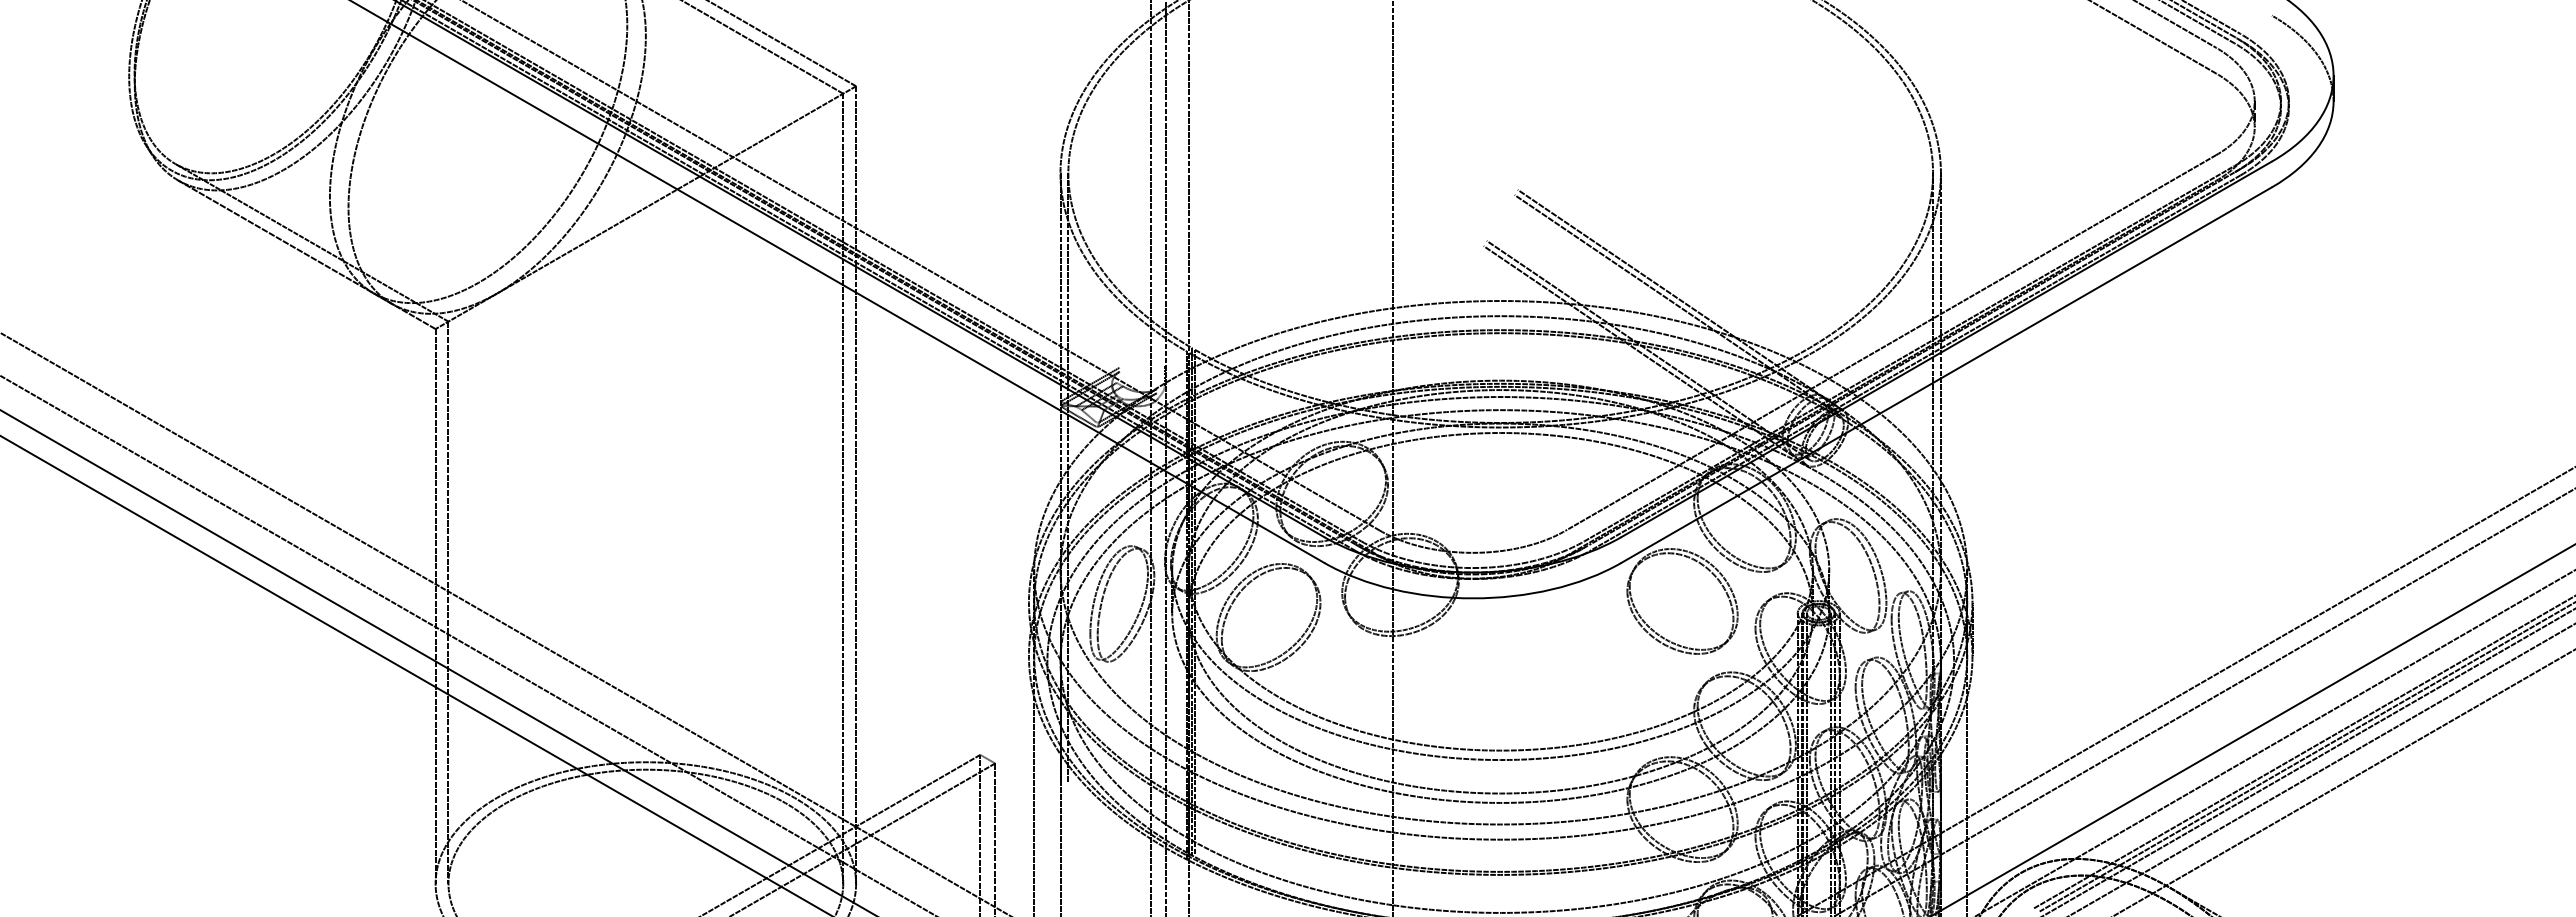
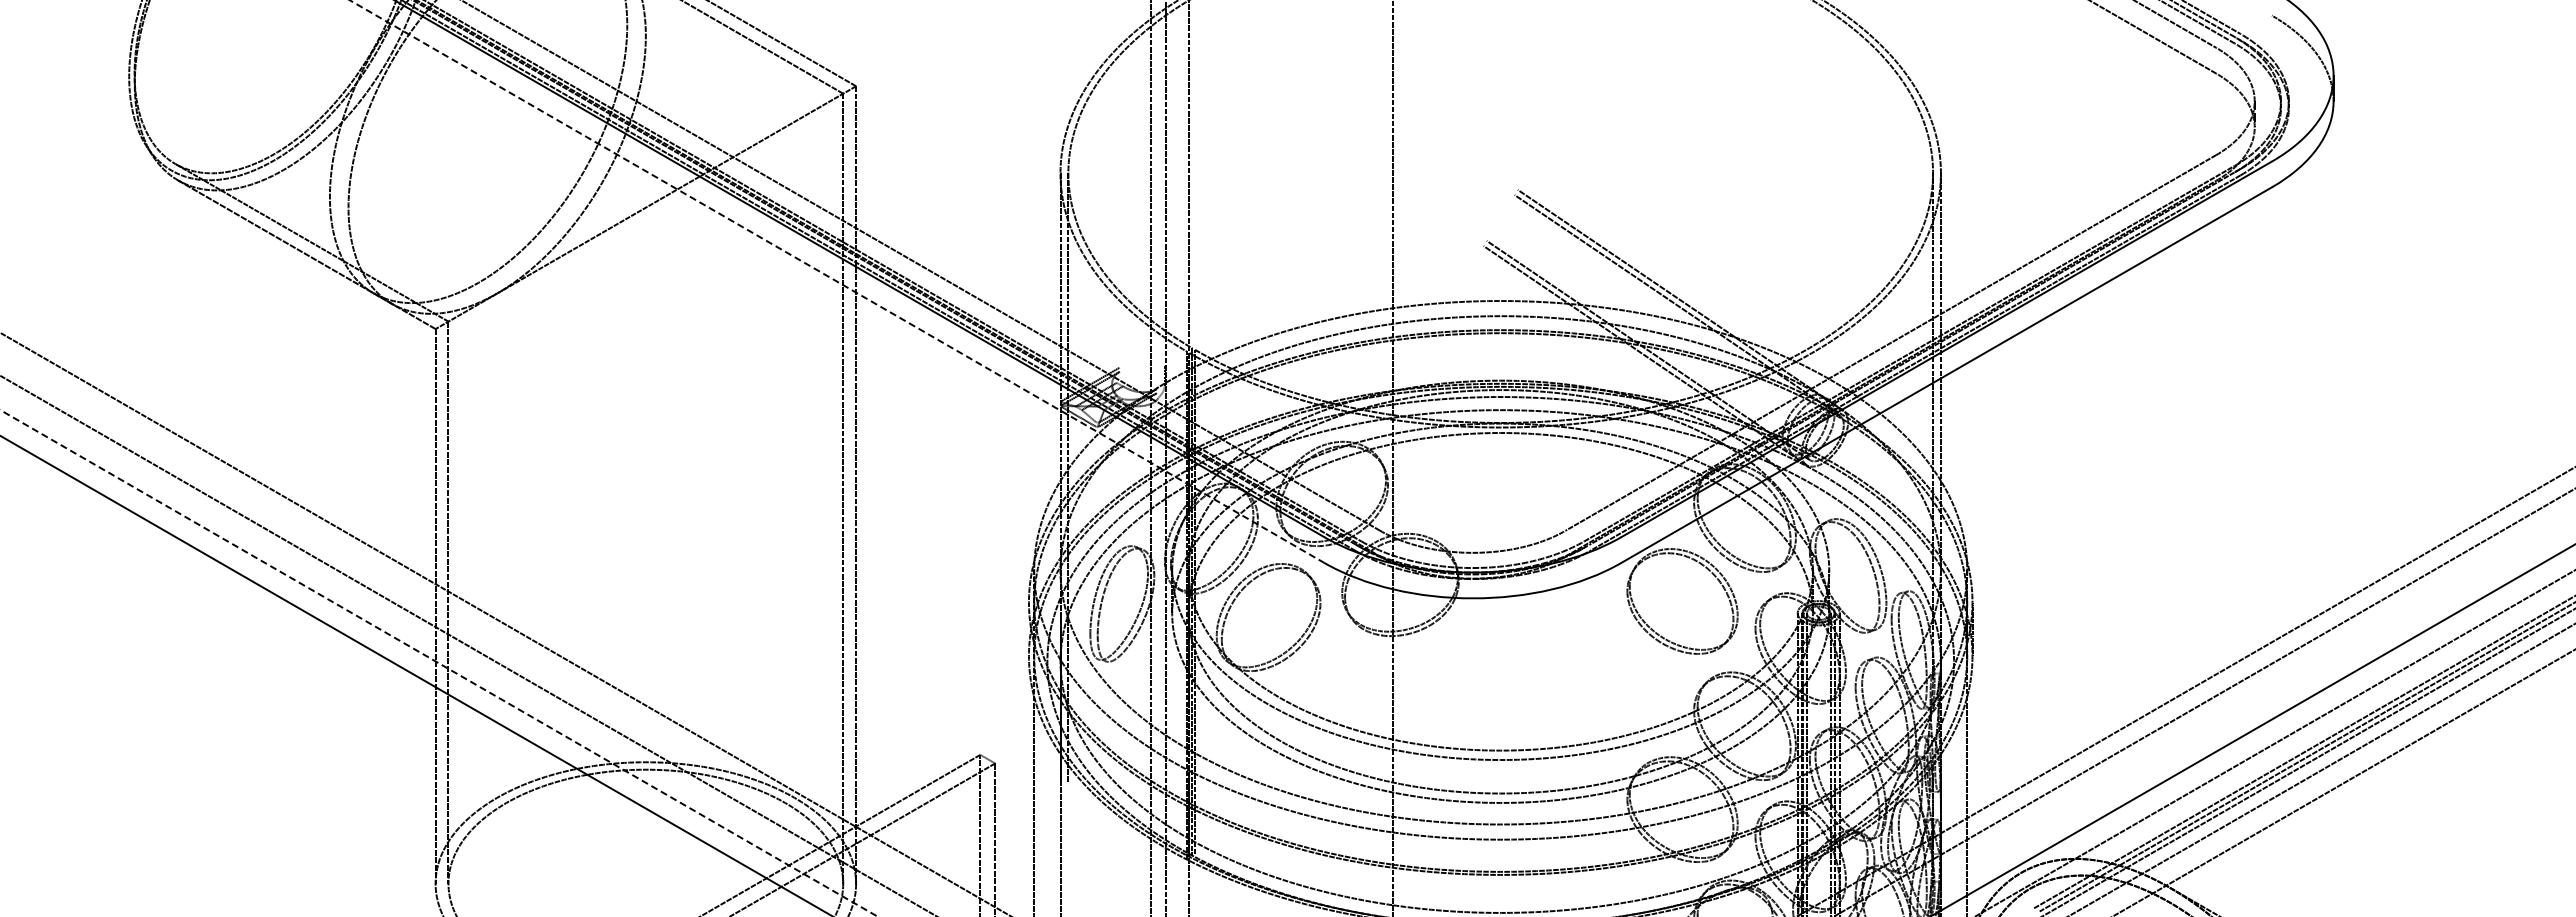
line: solid -> dashed (836, 281)
line: solid -> dashed (438, 663)
